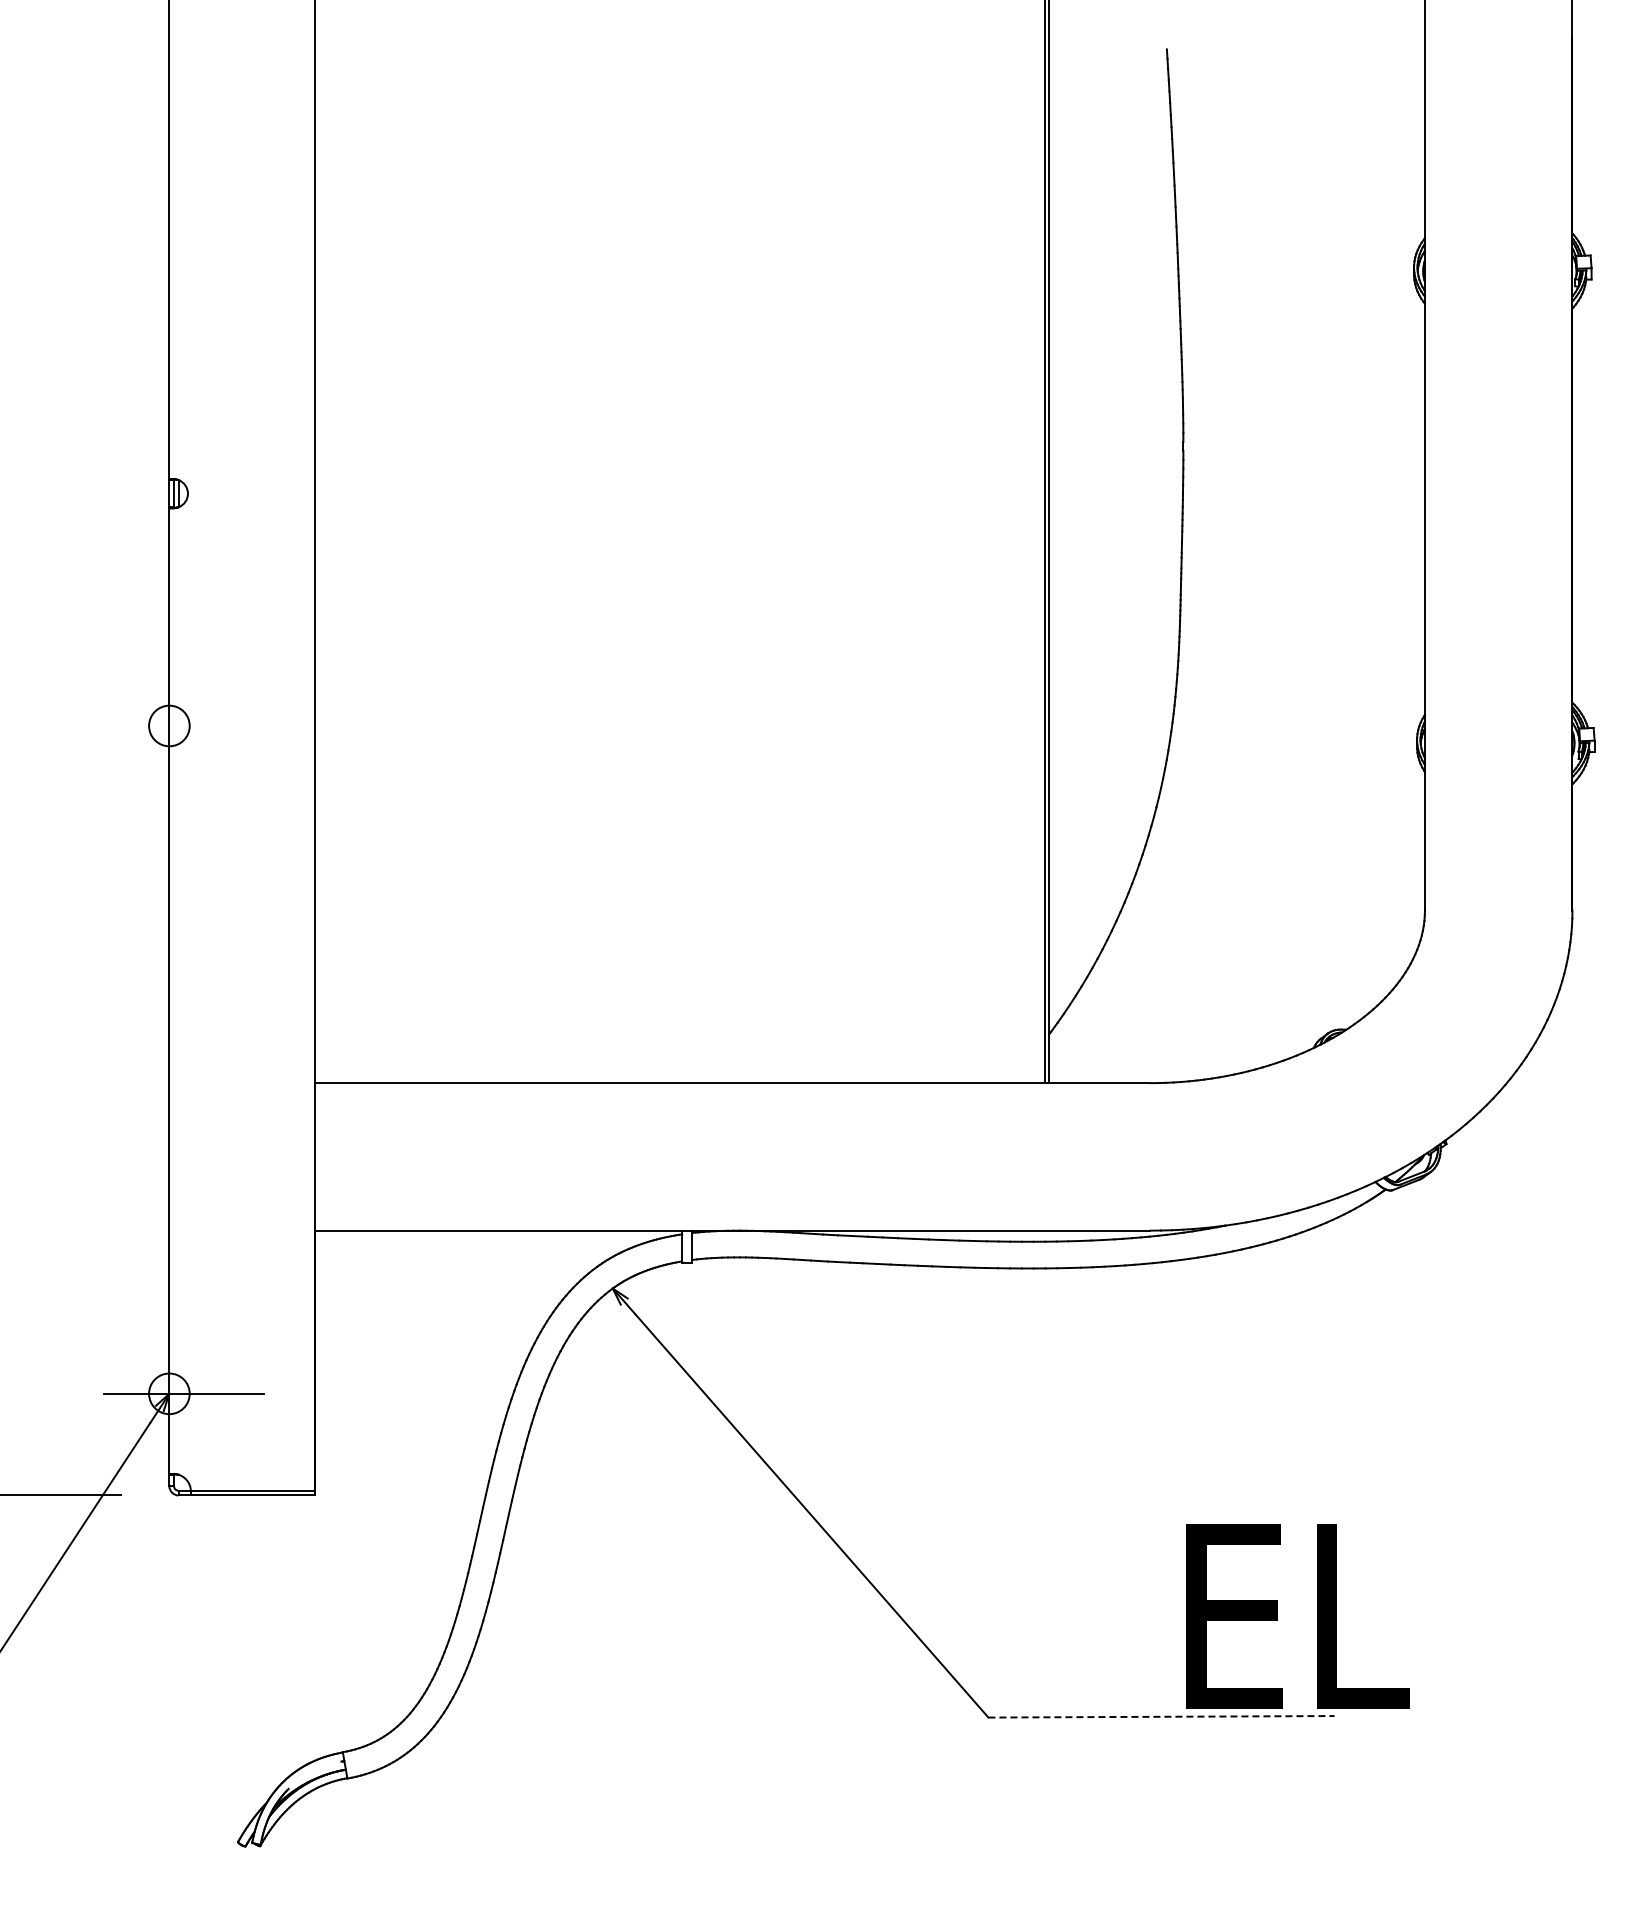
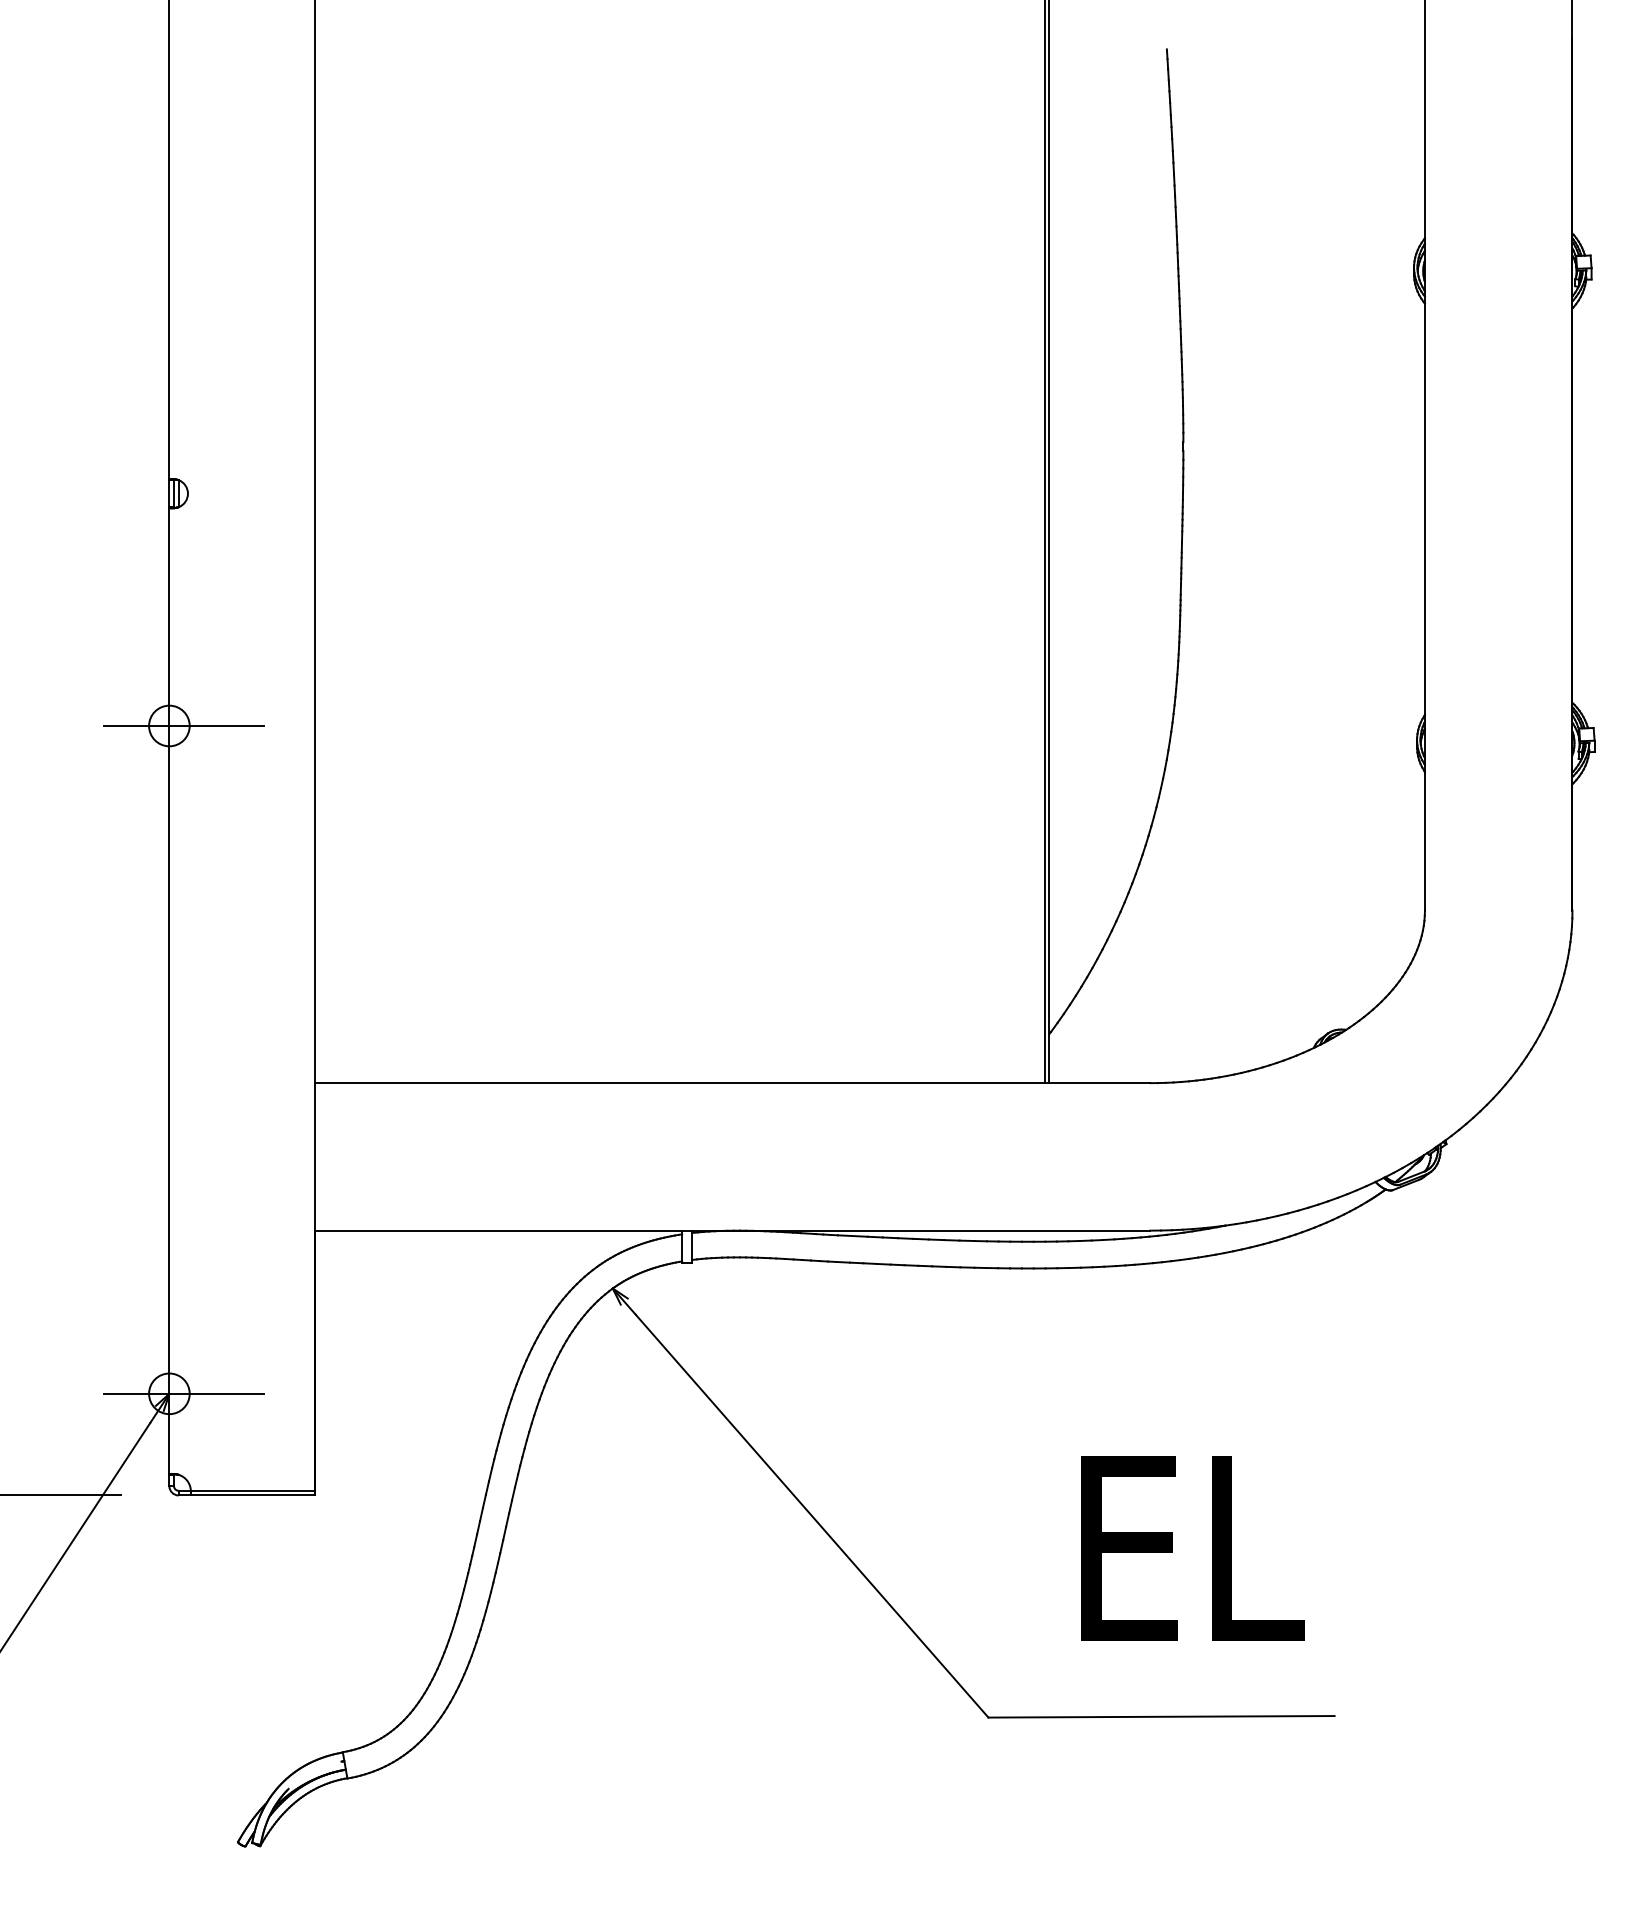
line: none -> present (183, 725)
text position: (1297, 1616) -> (1192, 1548) (1192, 1548)
line: dashed -> solid (1162, 1716)
